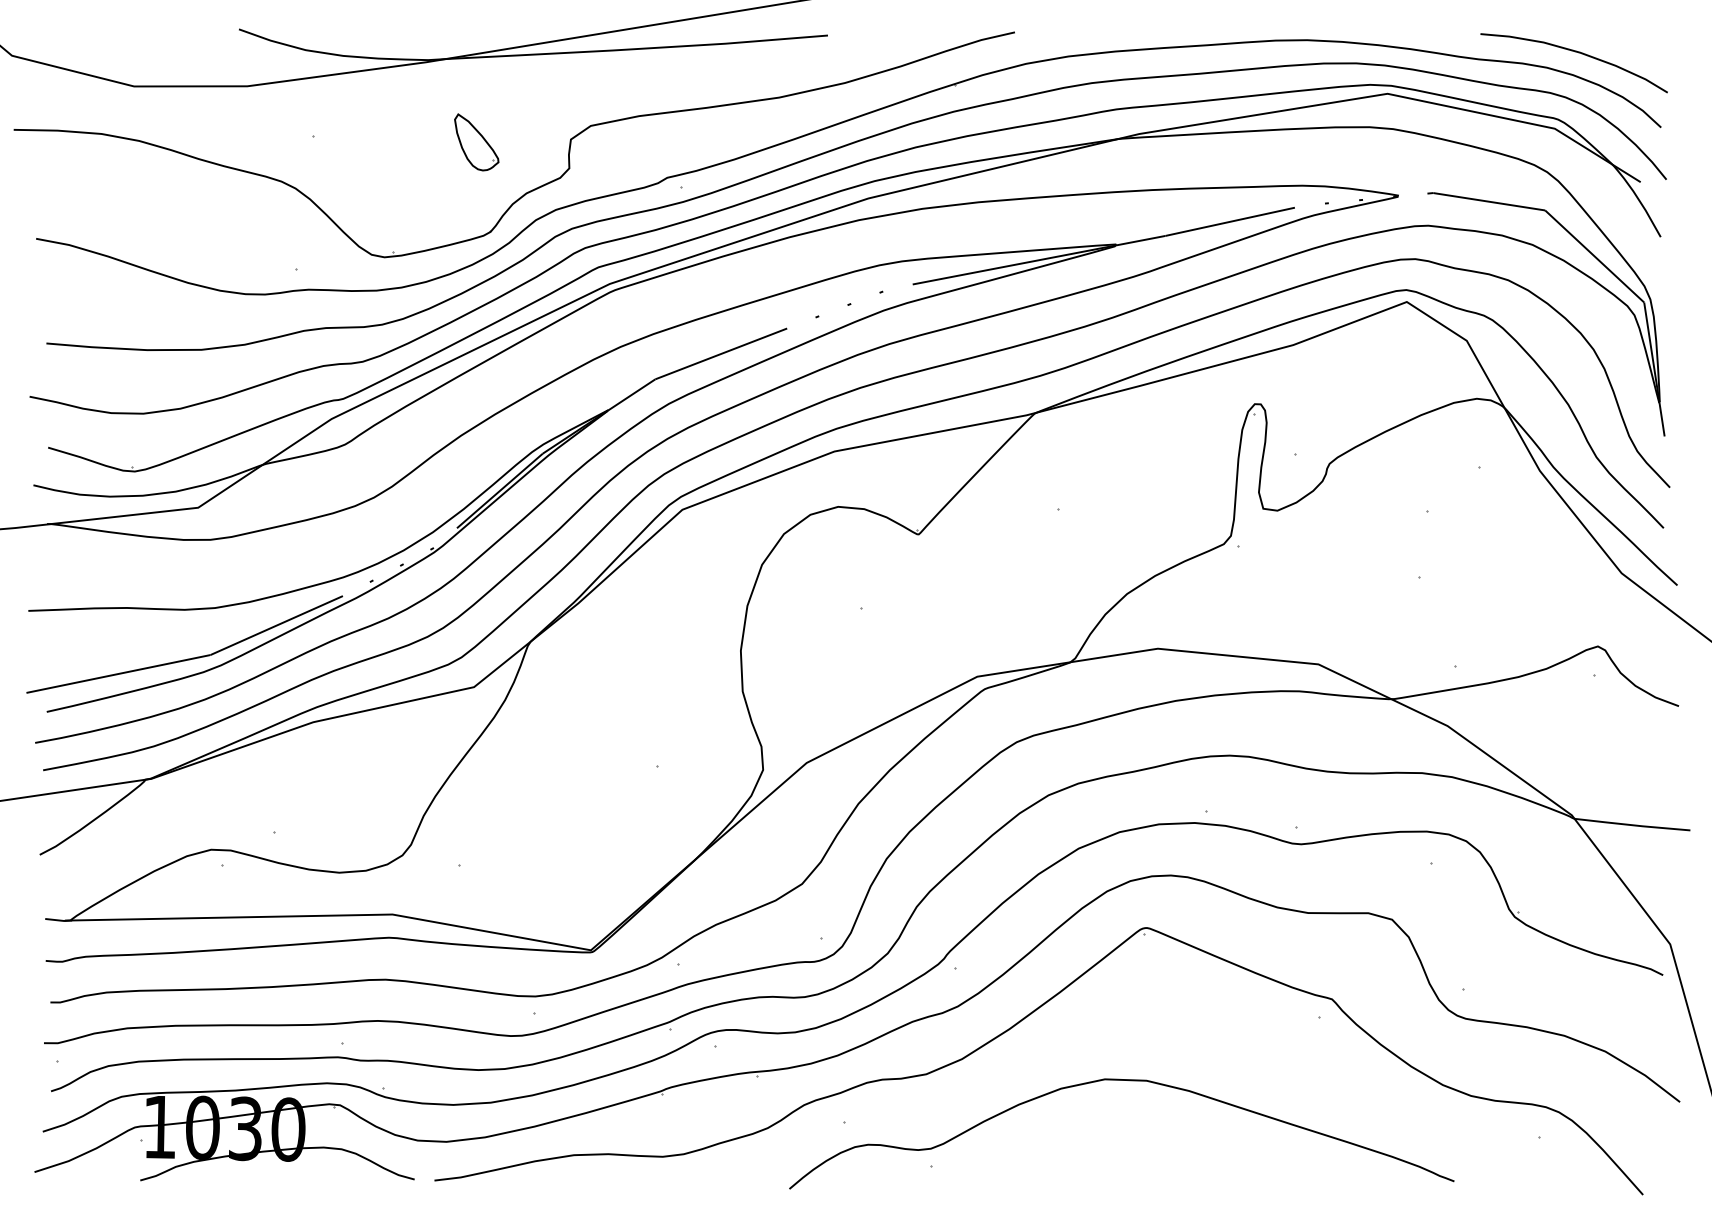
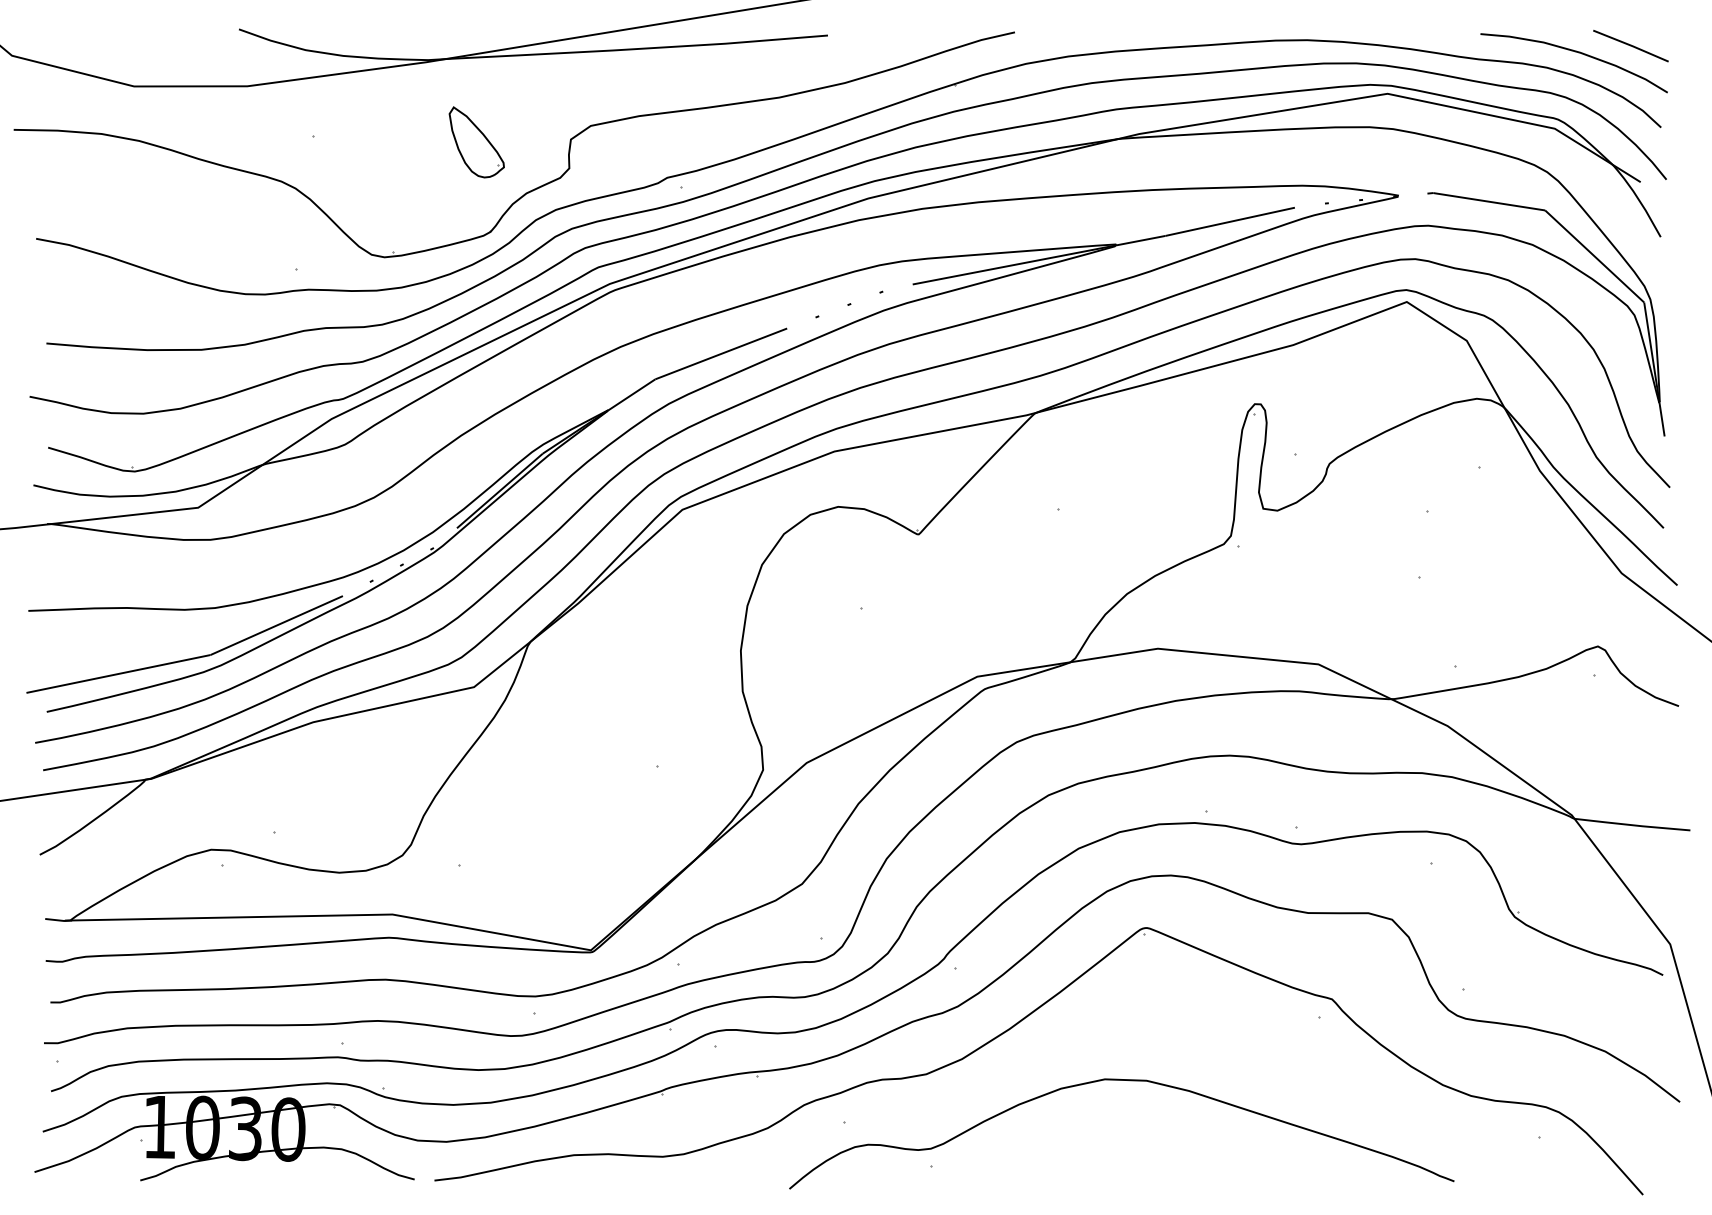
line: none -> present (1630, 45)
part size: 46x59 px -> 57x73 px (476, 142)
